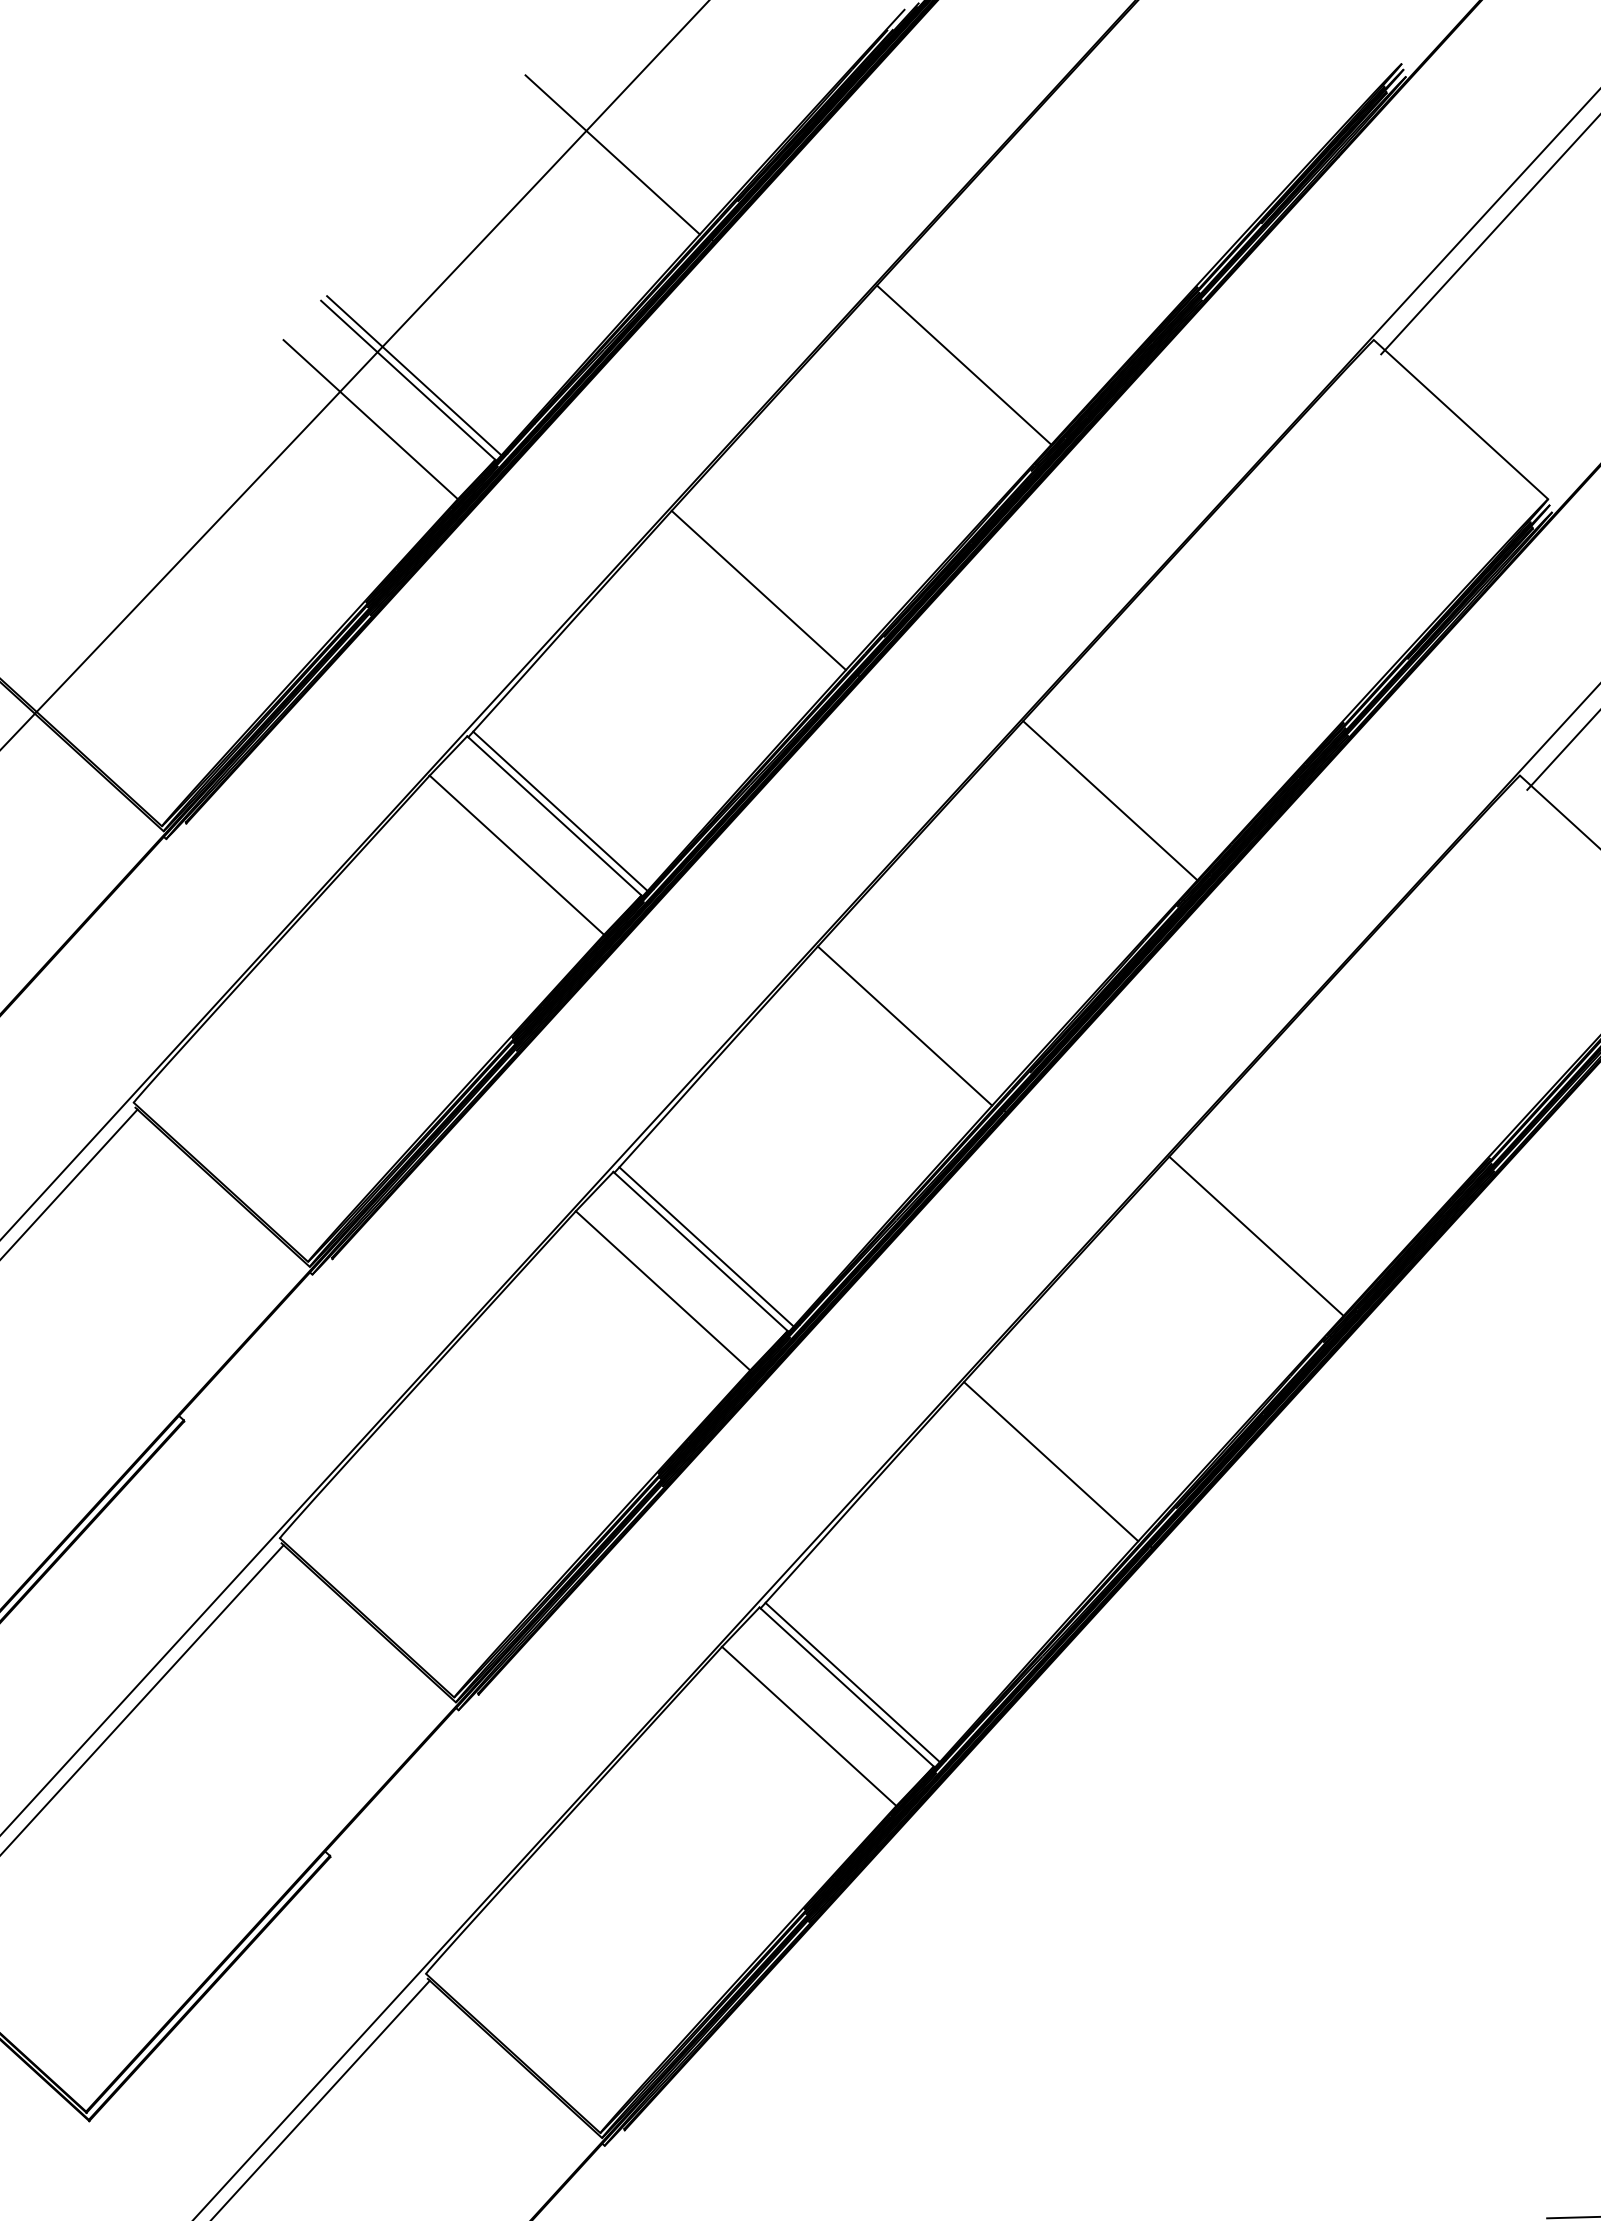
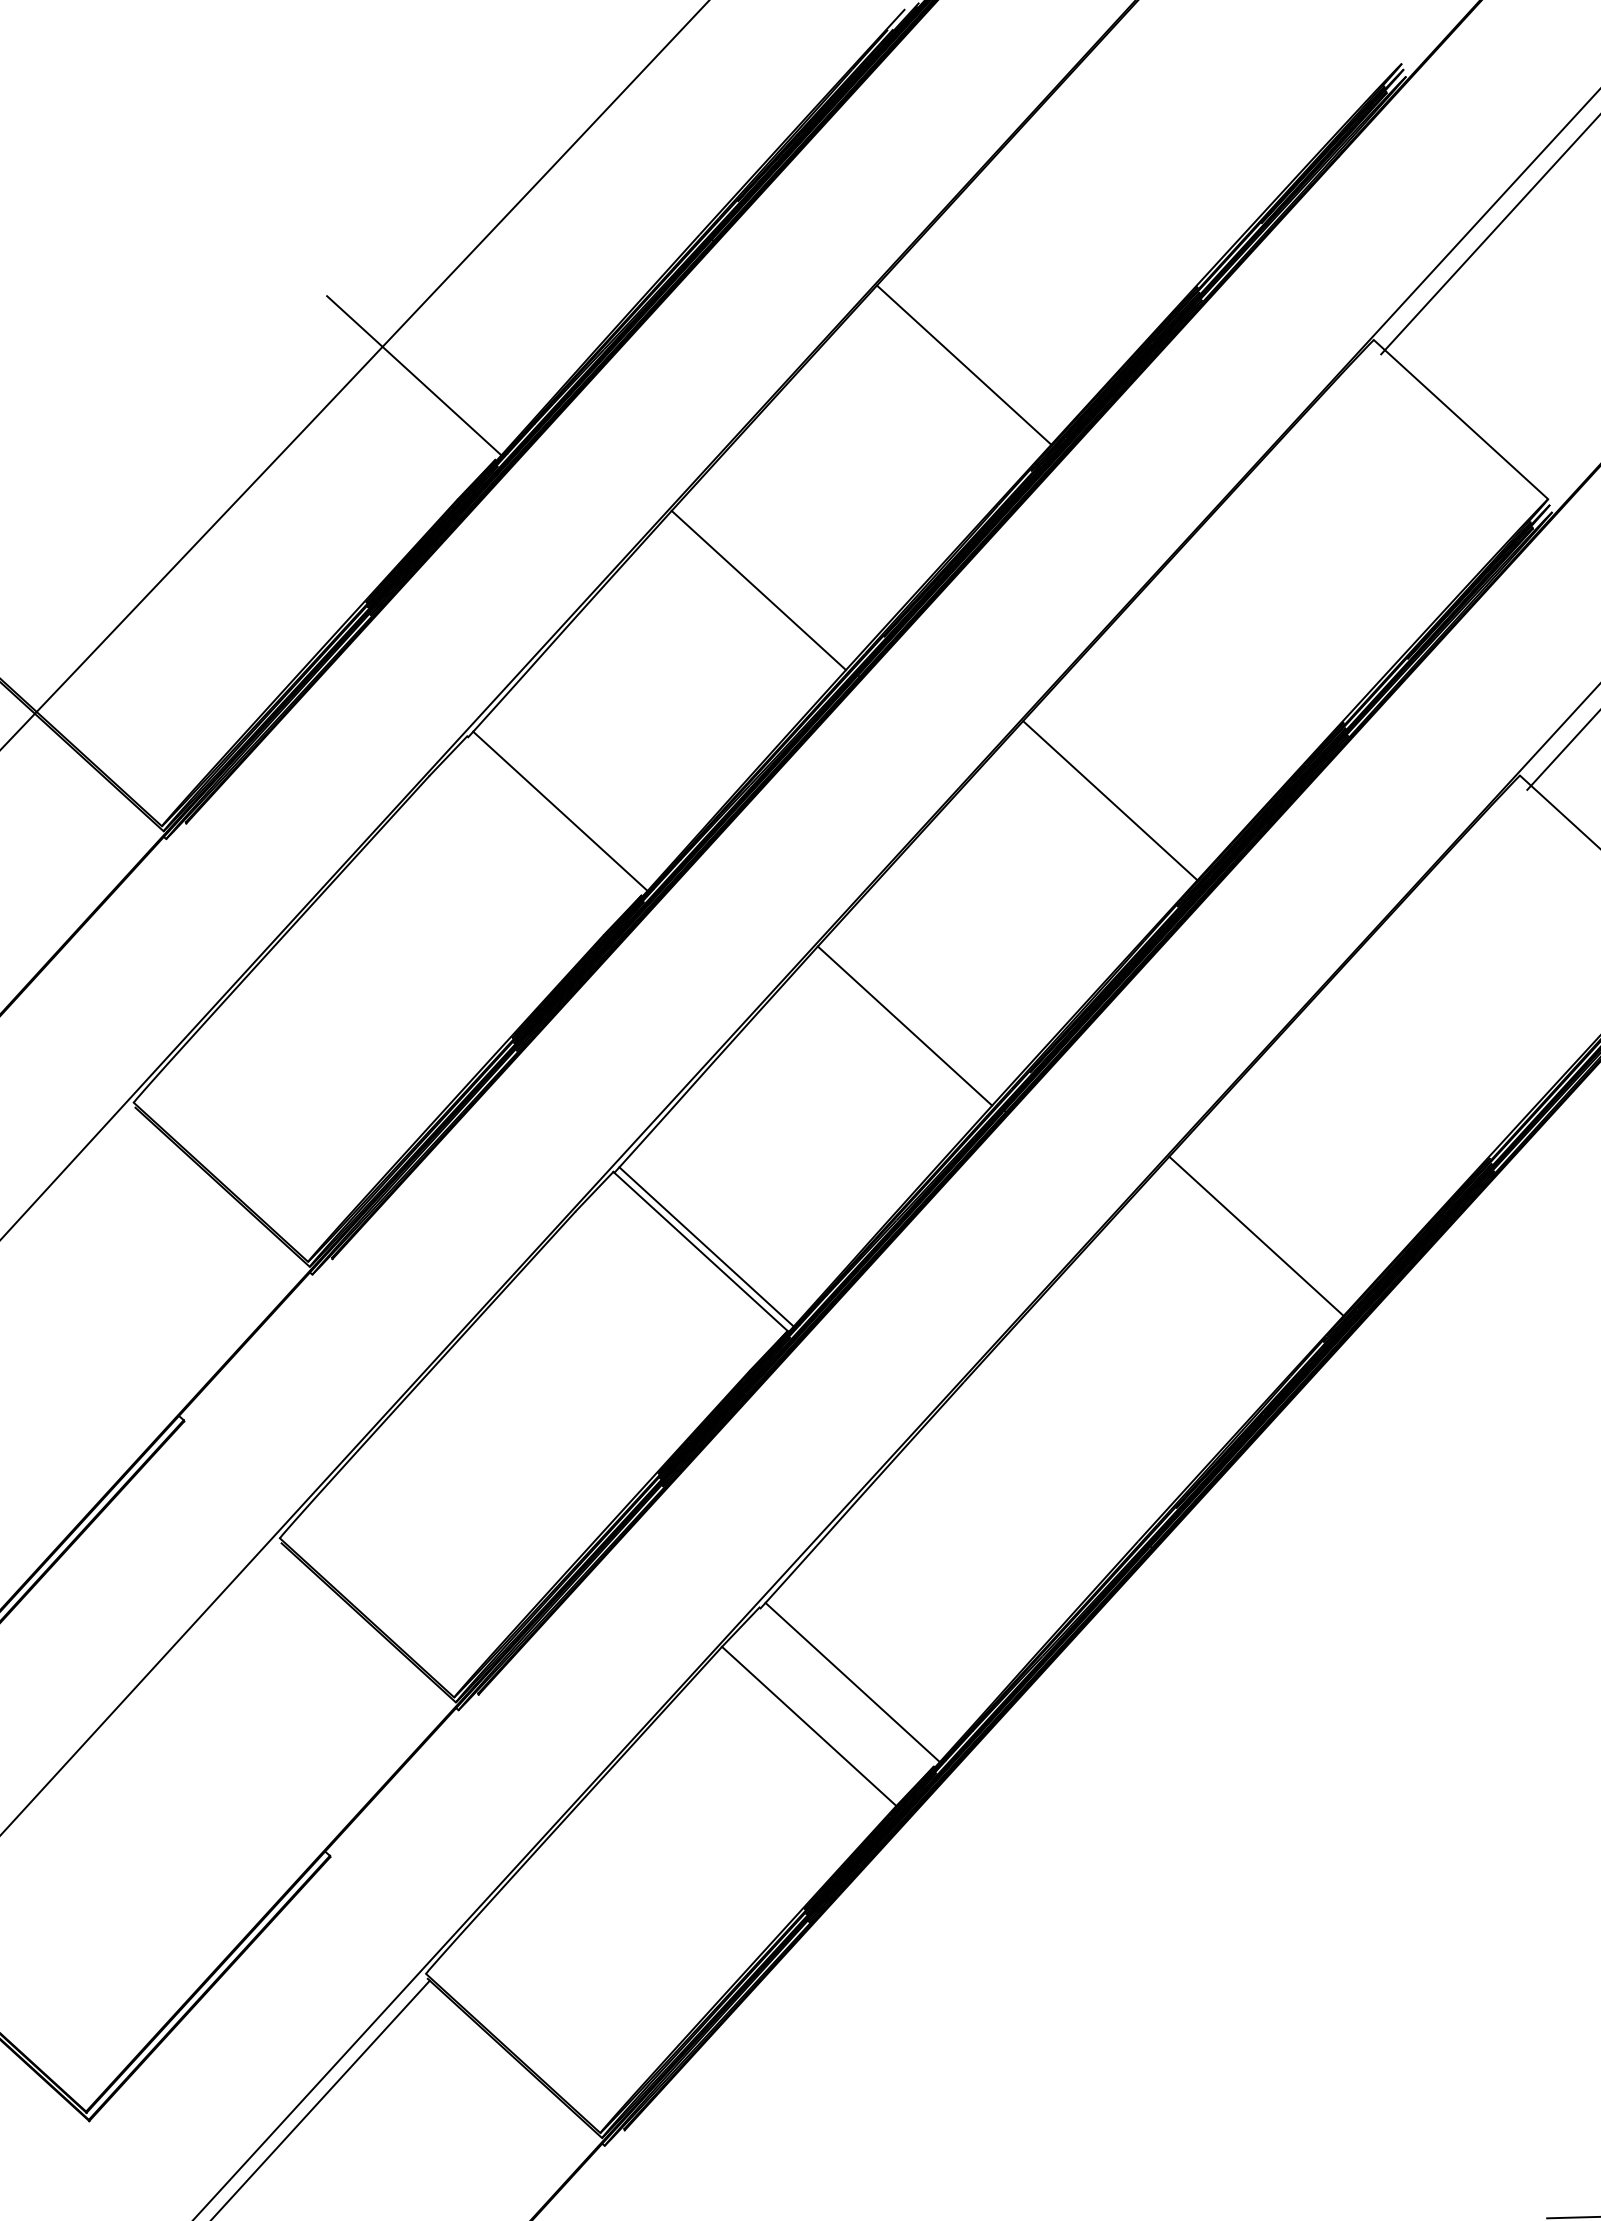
line: present -> none (612, 154)
line: present -> none (408, 379)
line: present -> none (370, 419)
line: present -> none (554, 815)
line: present -> none (516, 854)
line: present -> none (69, 1183)
line: present -> none (662, 1290)
line: present -> none (1051, 1461)
line: present -> none (846, 1686)
line: present -> none (142, 1699)
